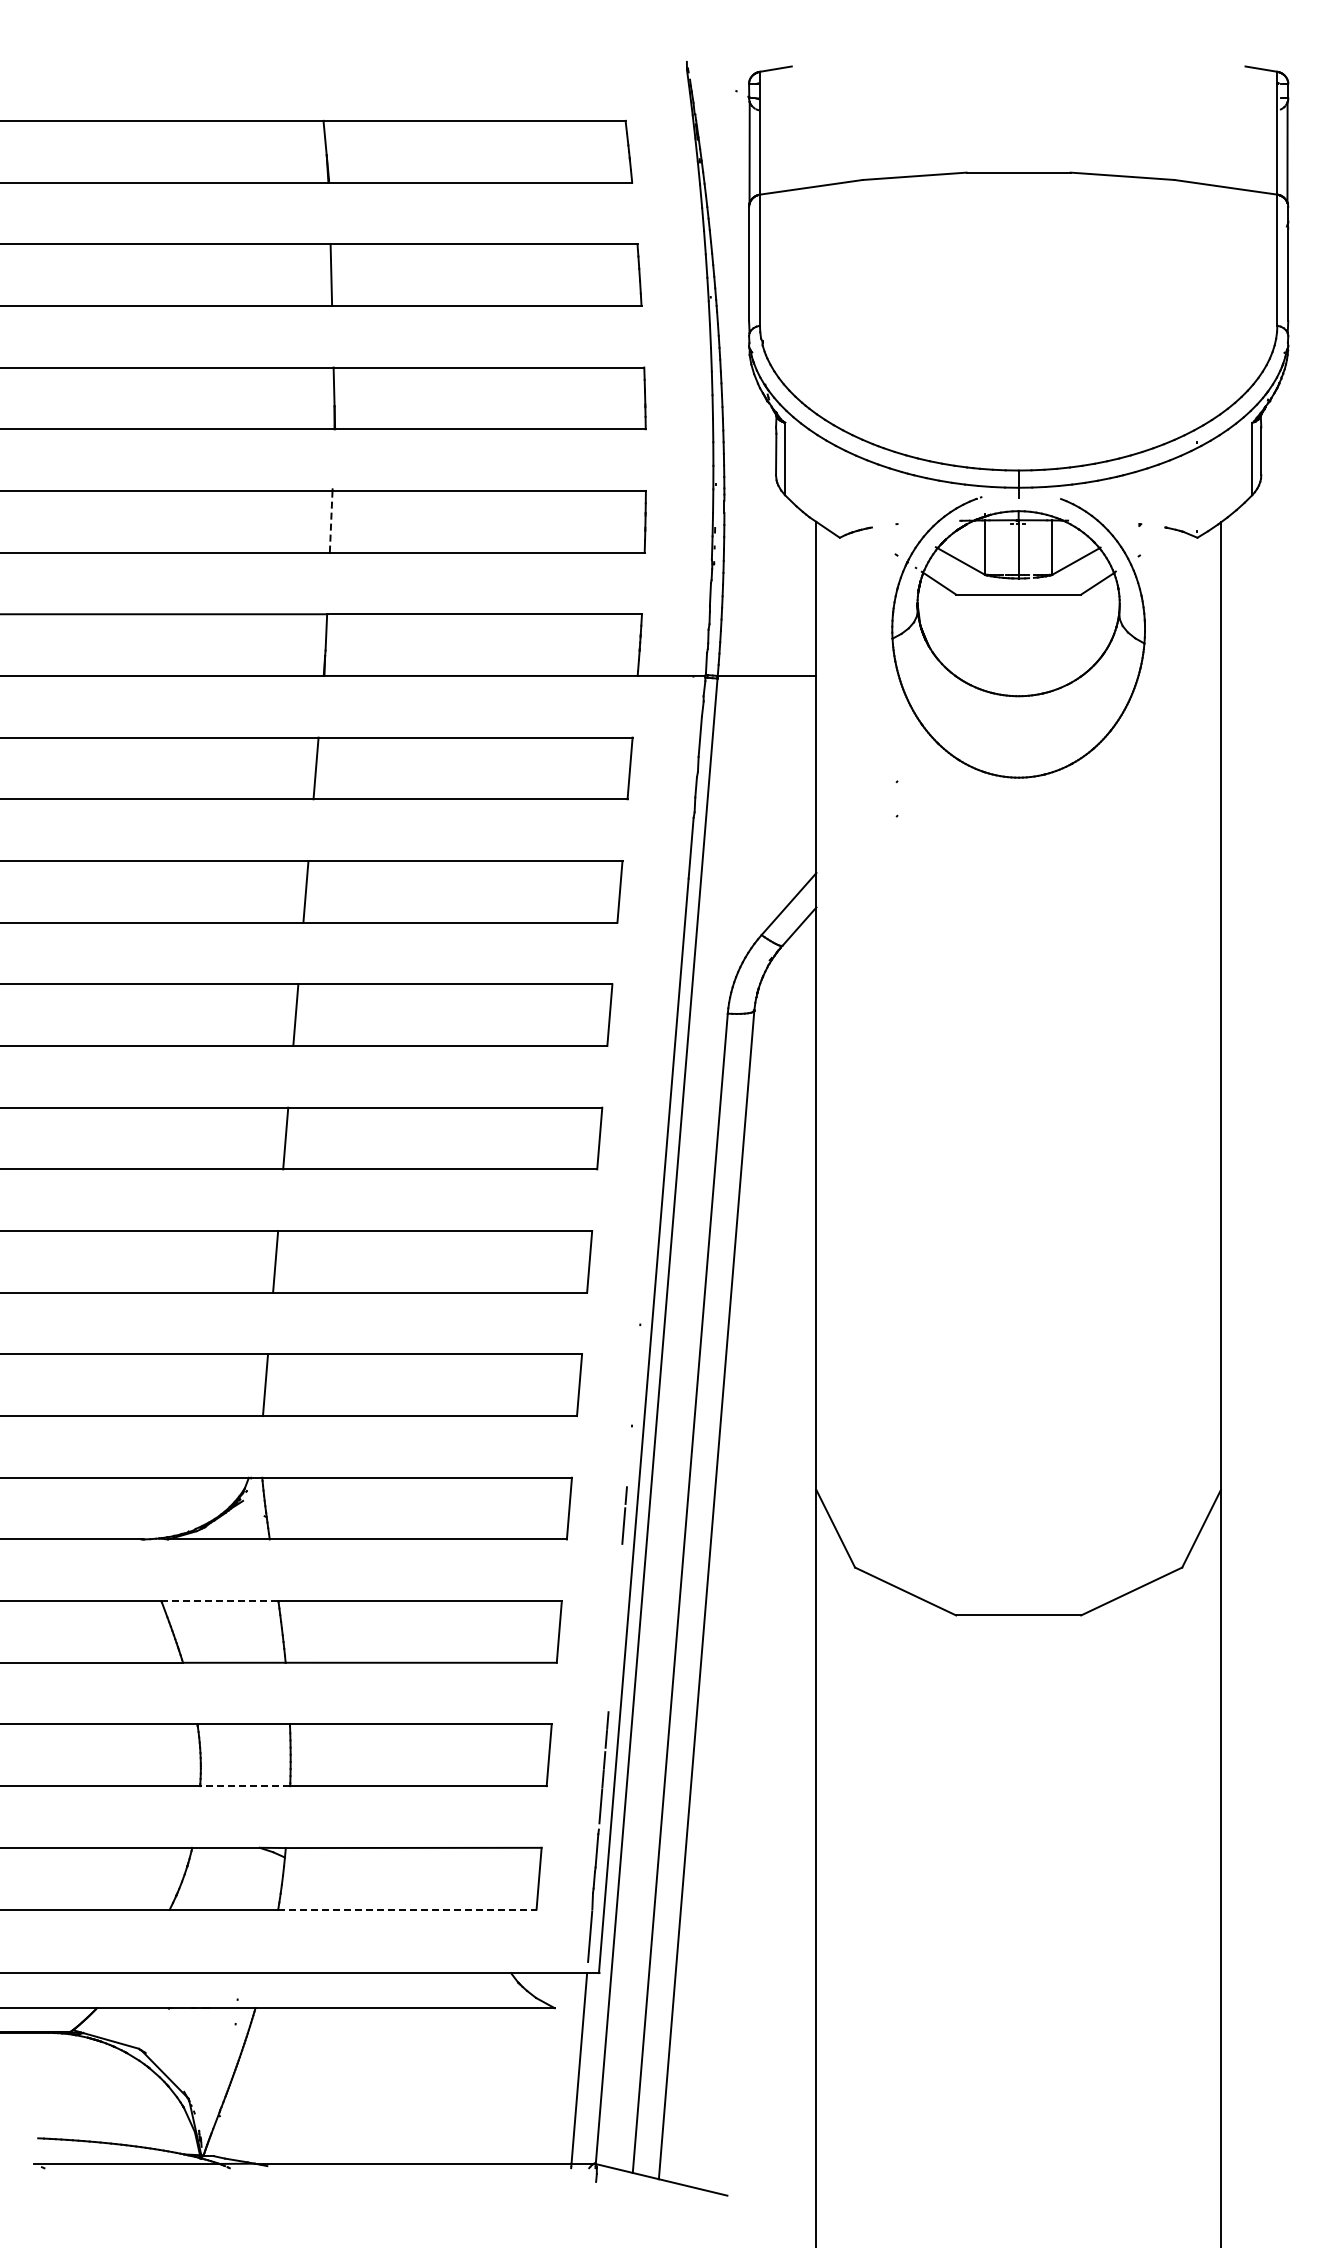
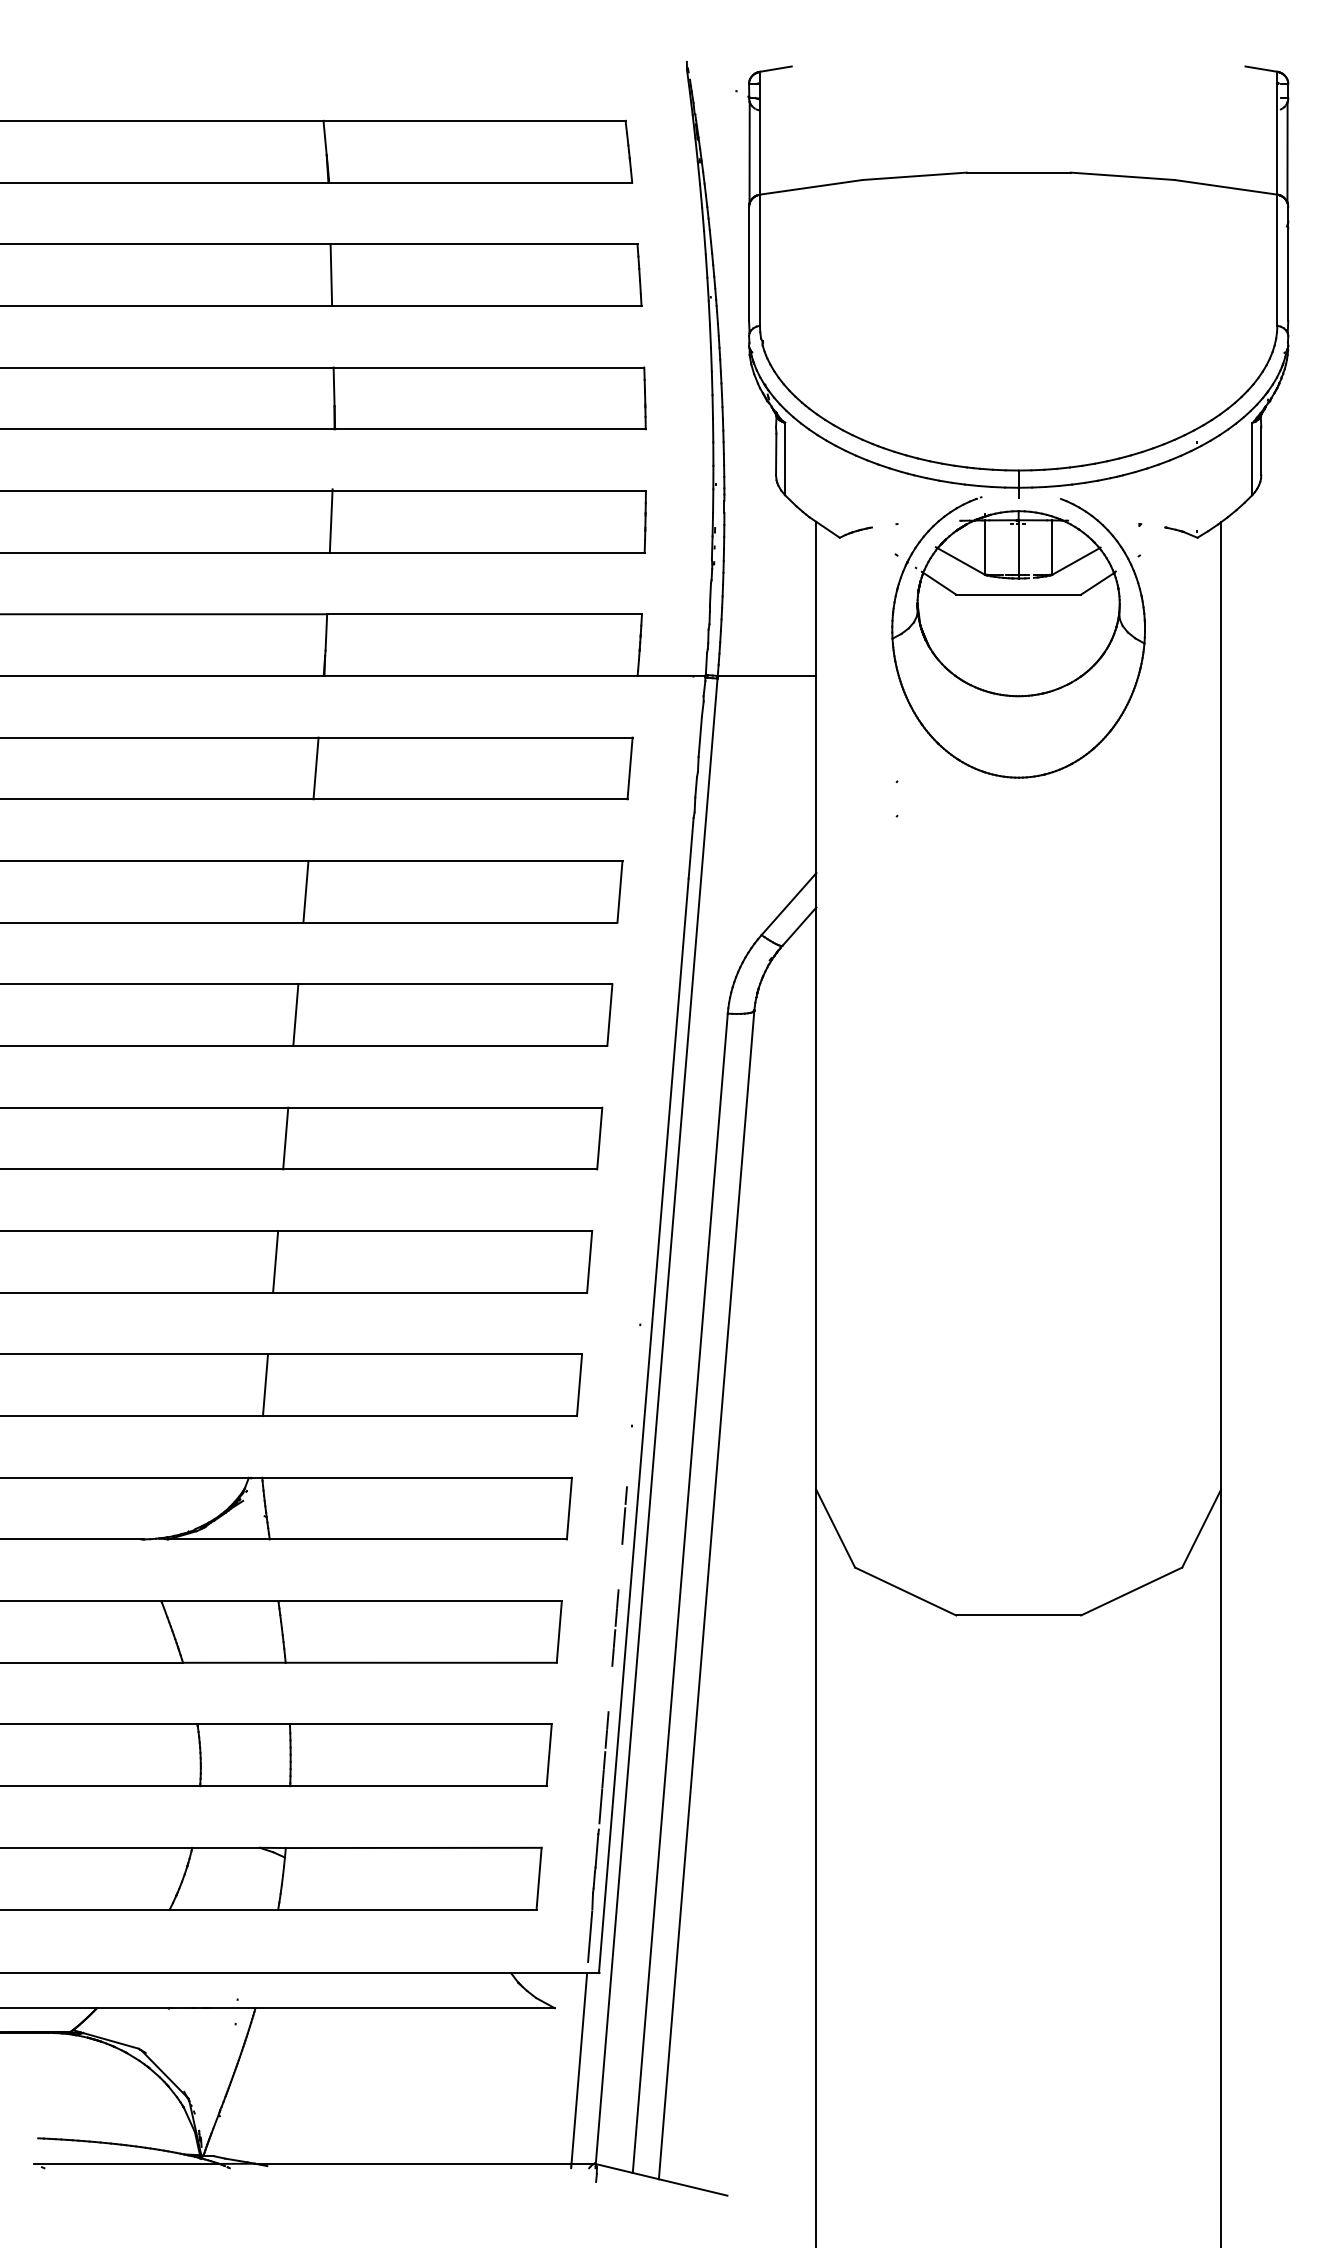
line: dashed -> solid (331, 521)
line: dashed -> solid (219, 1601)
line: none -> present (615, 1626)
line: dashed -> solid (244, 1786)
line: dashed -> solid (407, 1909)
